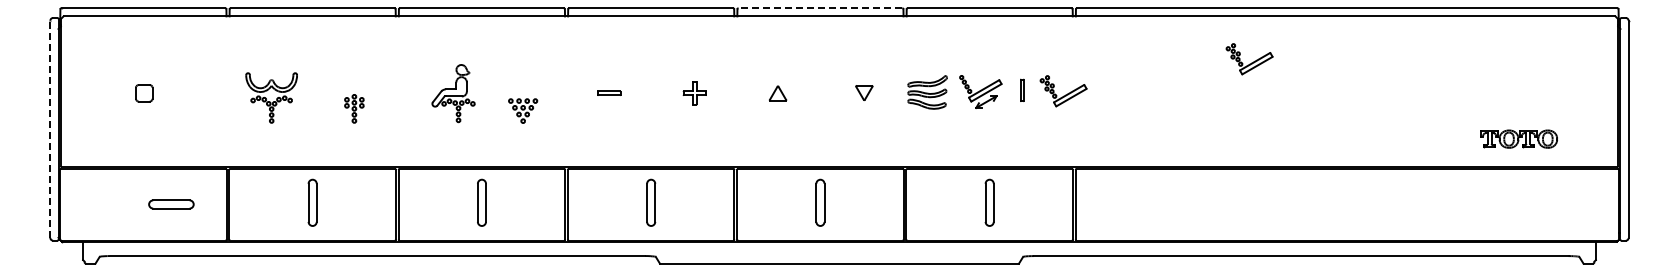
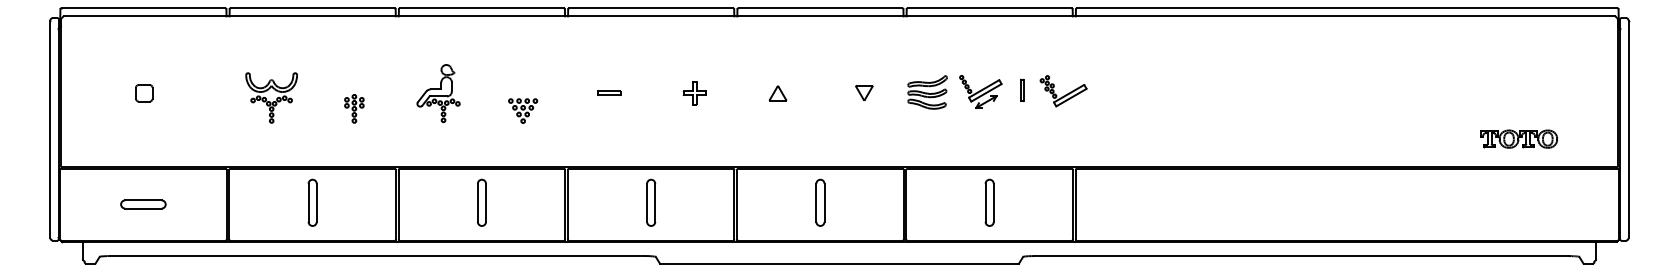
line: dashed -> solid (820, 8)
part: present -> none (1249, 59)
part position: (453, 93) -> (438, 93) (438, 93)
line: dashed -> solid (50, 129)
part position: (171, 204) -> (143, 204) (143, 204)
